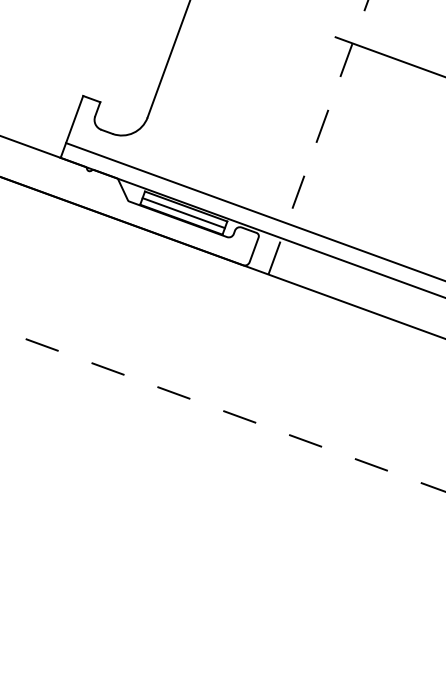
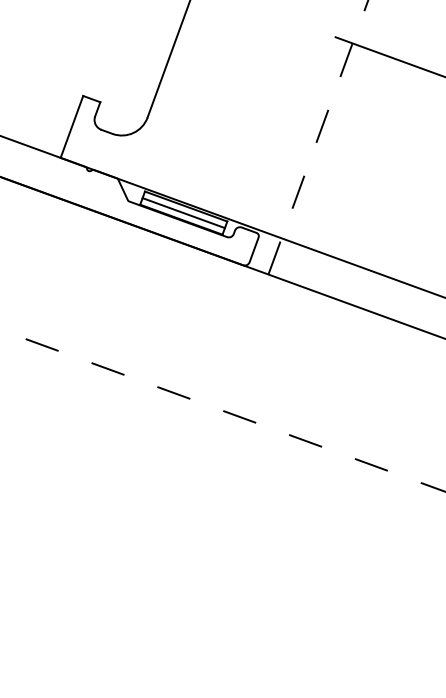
line: present -> none (254, 211)
